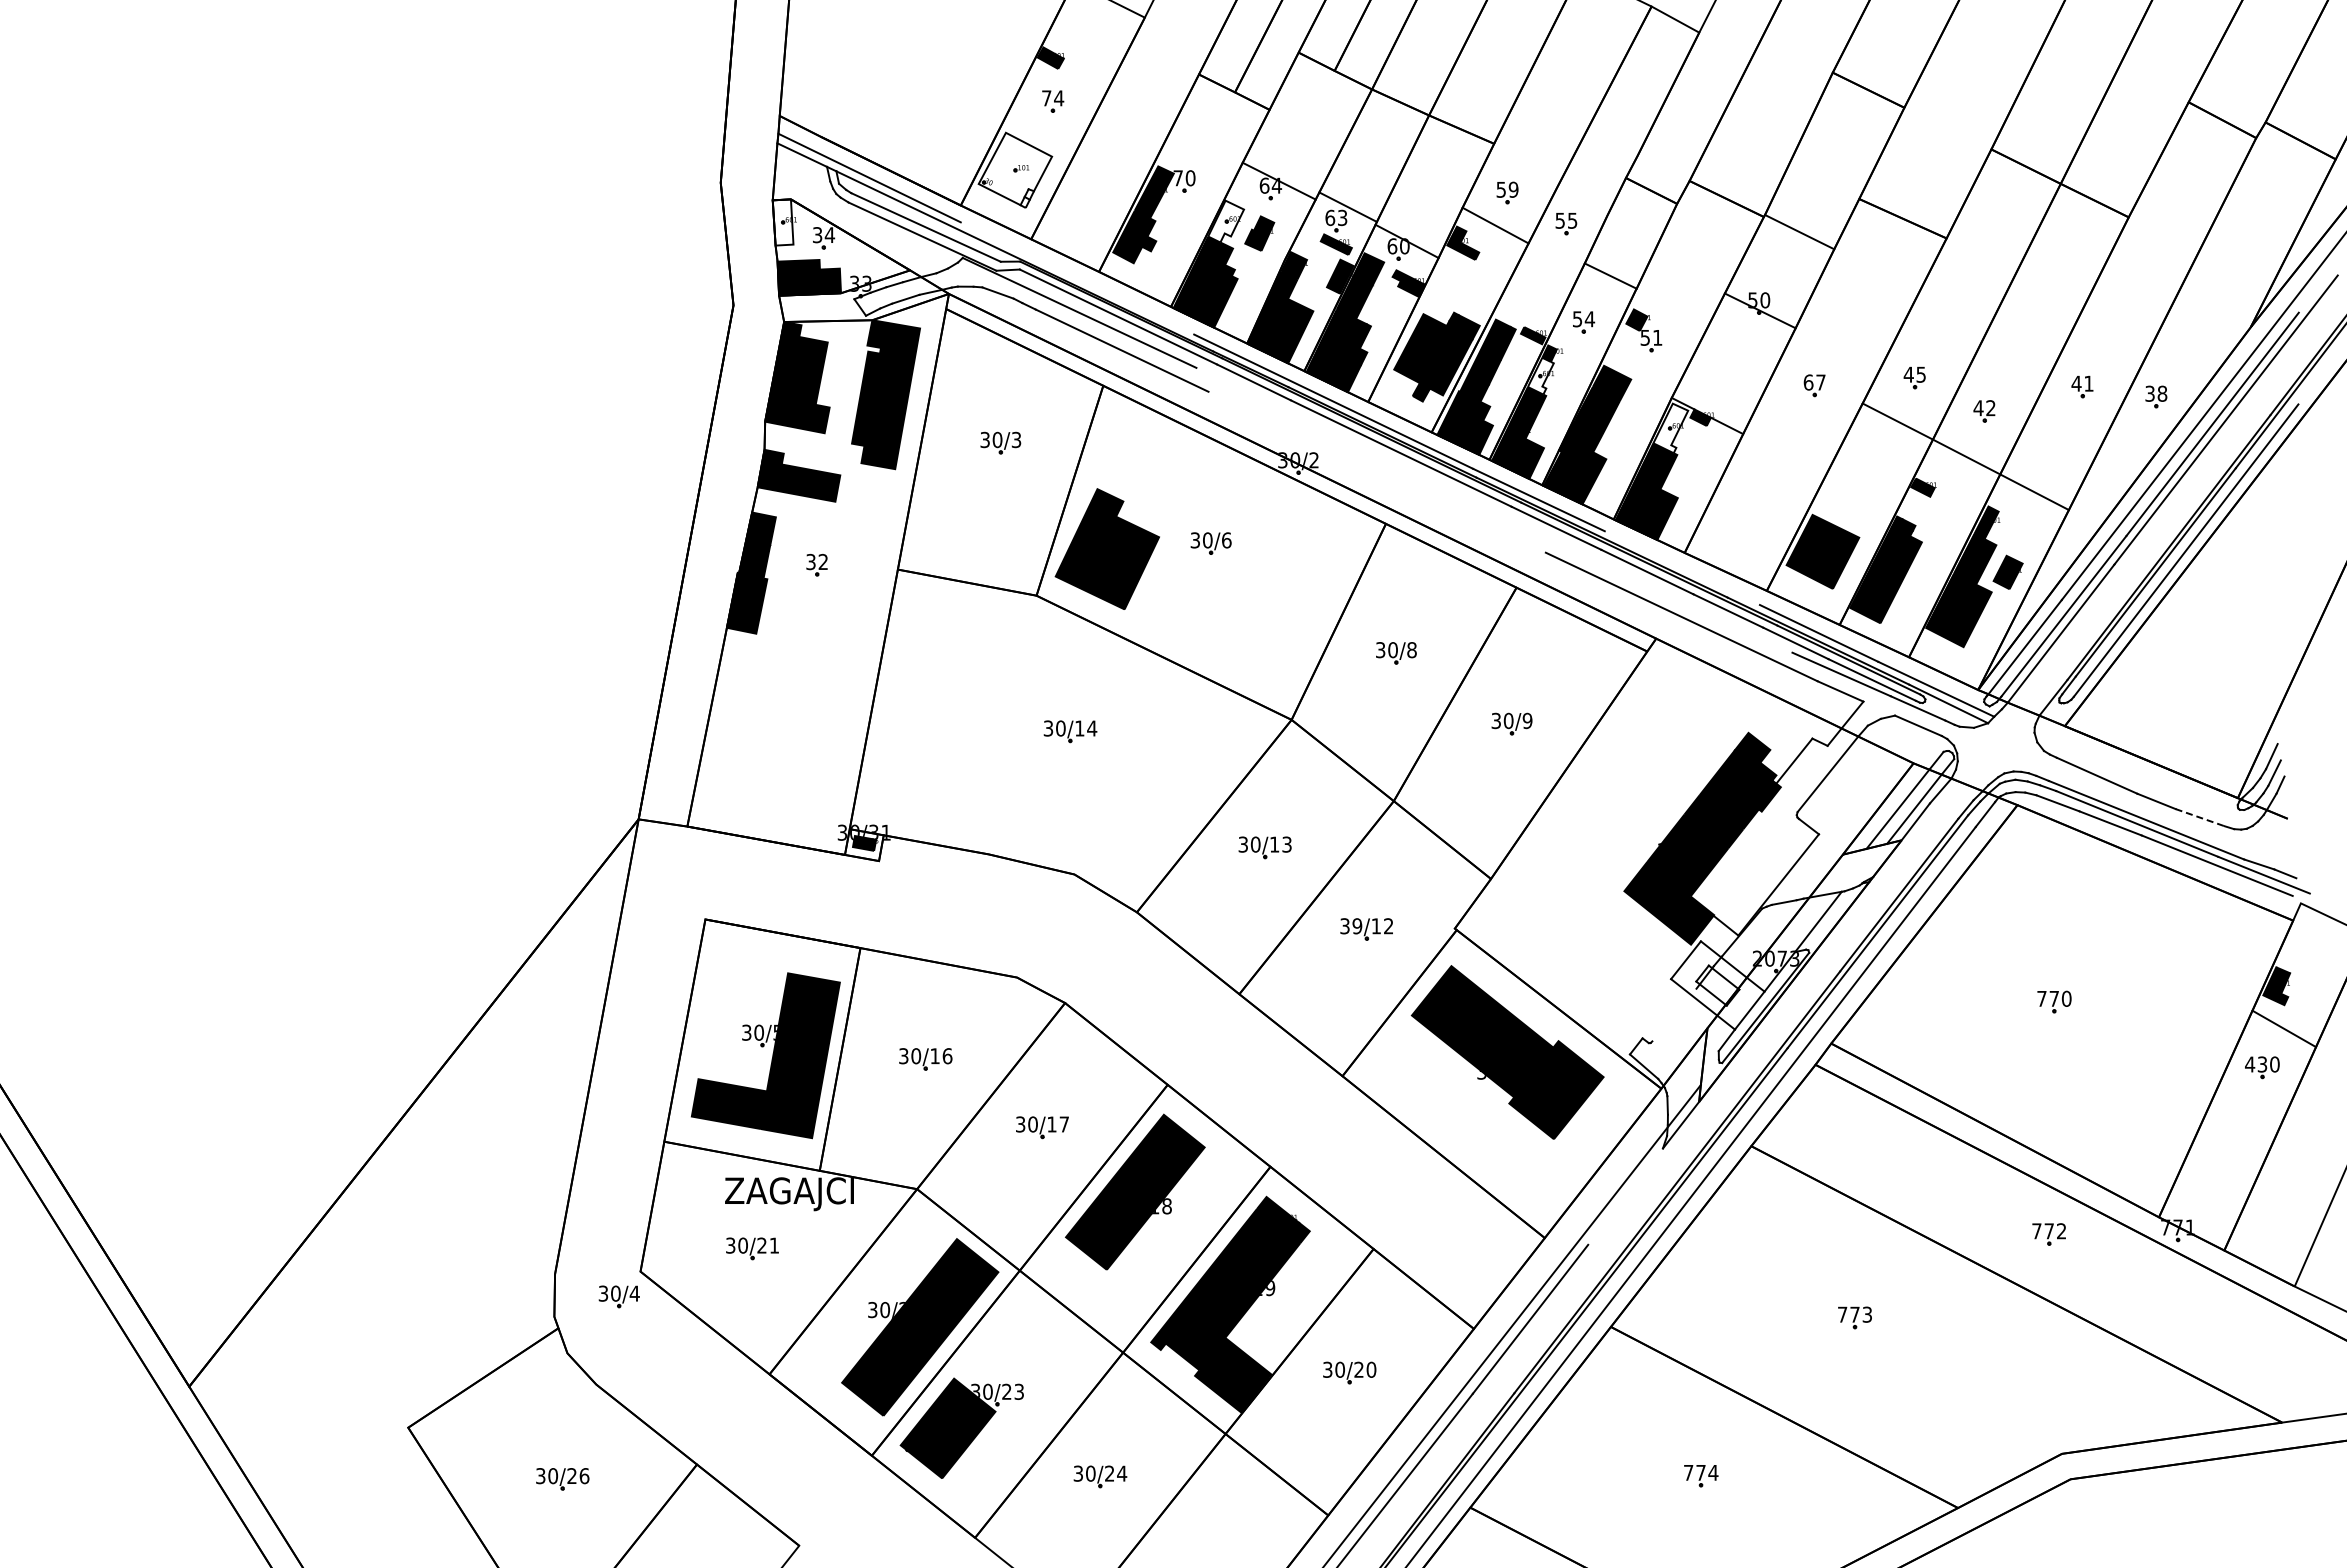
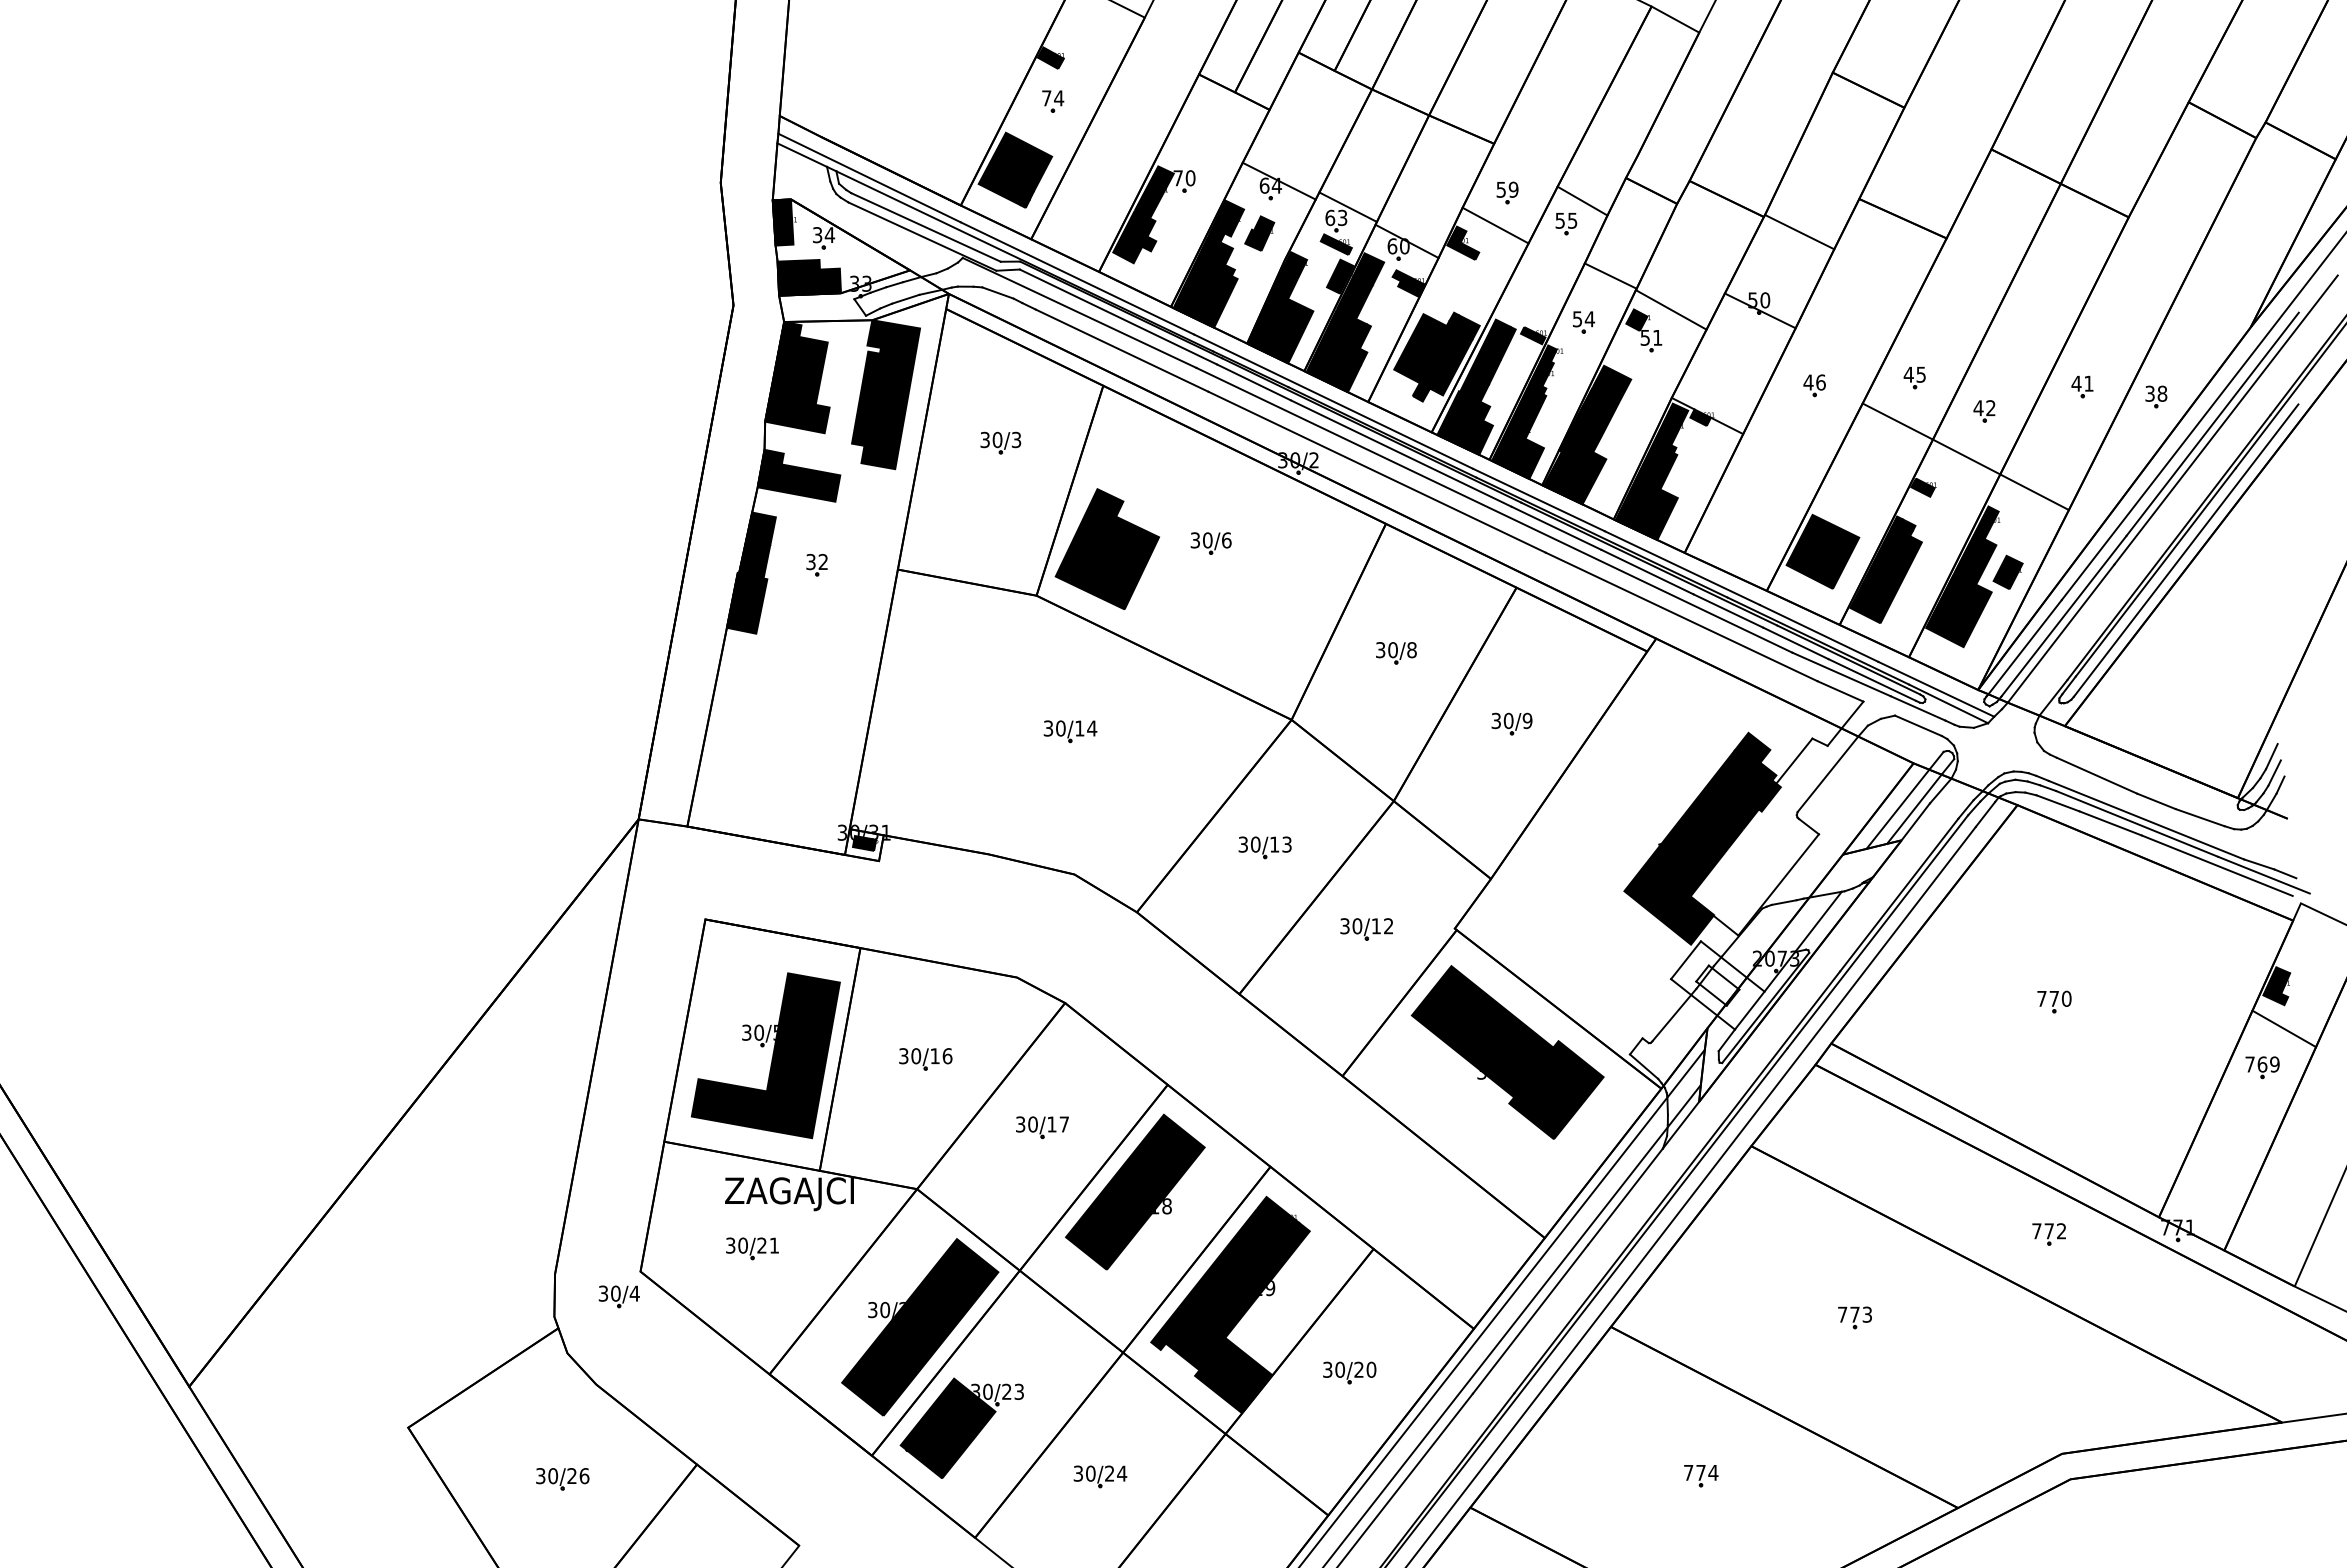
fill: none -> present (1015, 169)
line: none -> present (1582, 200)
fill: none -> present (1226, 221)
fill: none -> present (782, 222)
line: none -> present (1077, 278)
line: none -> present (1670, 309)
fill: none -> present (1540, 375)
text: 67 -> 46 (1814, 382)
fill: none -> present (1670, 428)
line: none -> present (1376, 471)
line: none -> present (1494, 509)
line: none -> present (1681, 568)
line: dashed -> solid (2200, 817)
text: 39/12 -> 30/12 (1357, 926)
line: none -> present (1674, 1014)
text: 430 -> 769 (2262, 1064)
line: none -> present (1625, 1196)
line: none -> present (1502, 1306)
